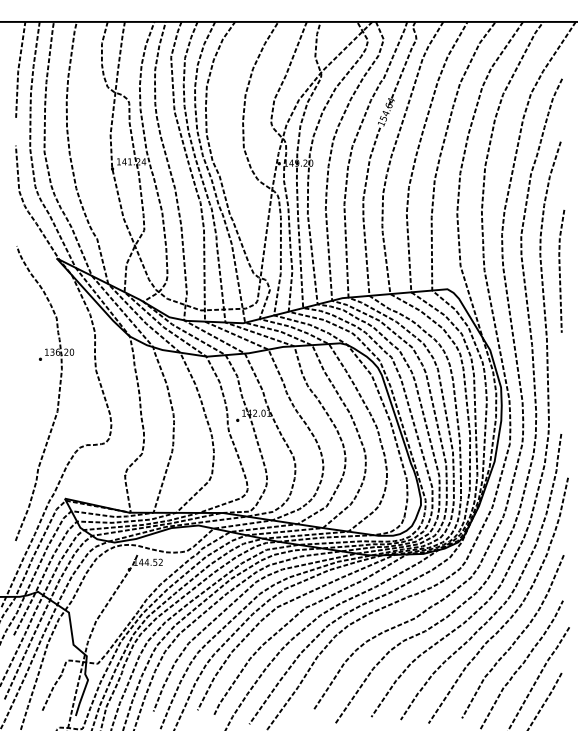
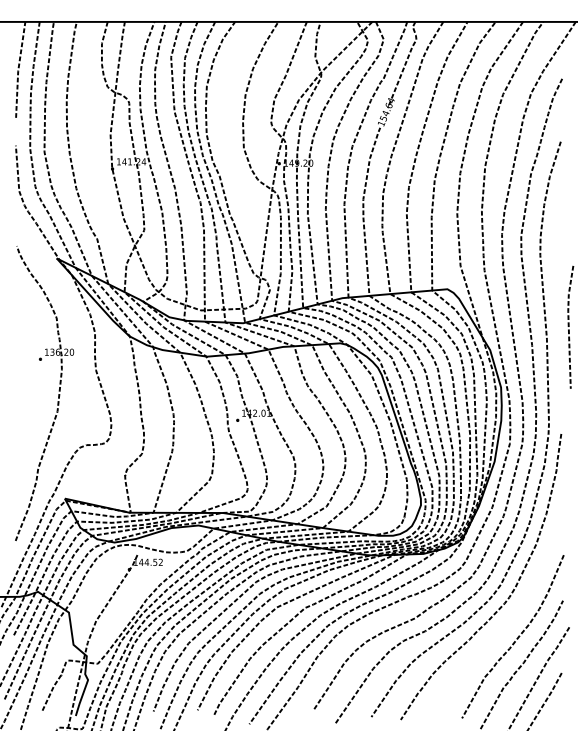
line position: (560, 270) -> (569, 326) (569, 326)
curve: present -> none (514, 611)
